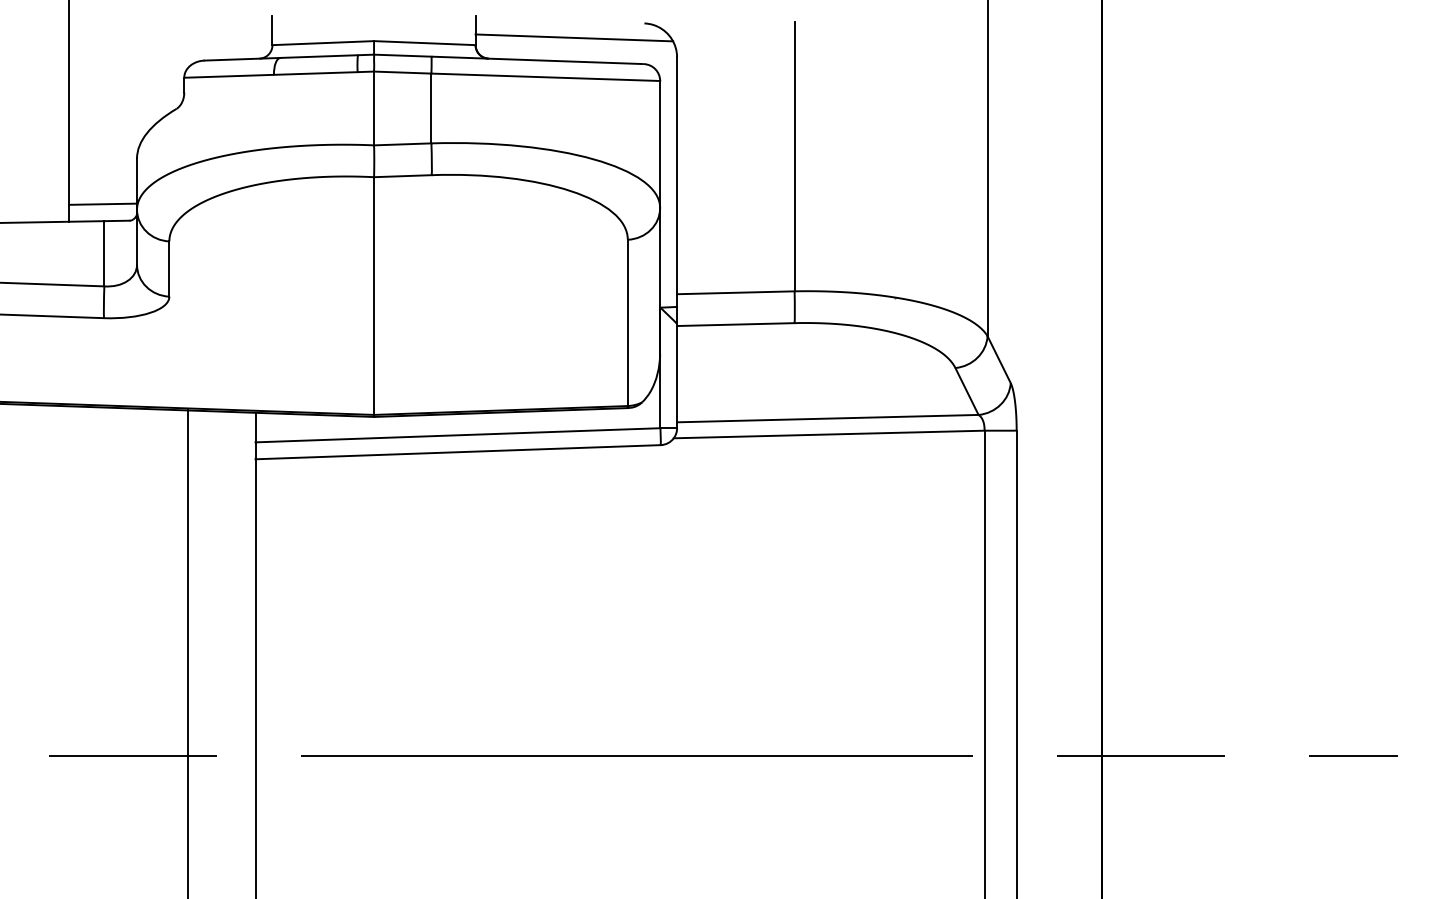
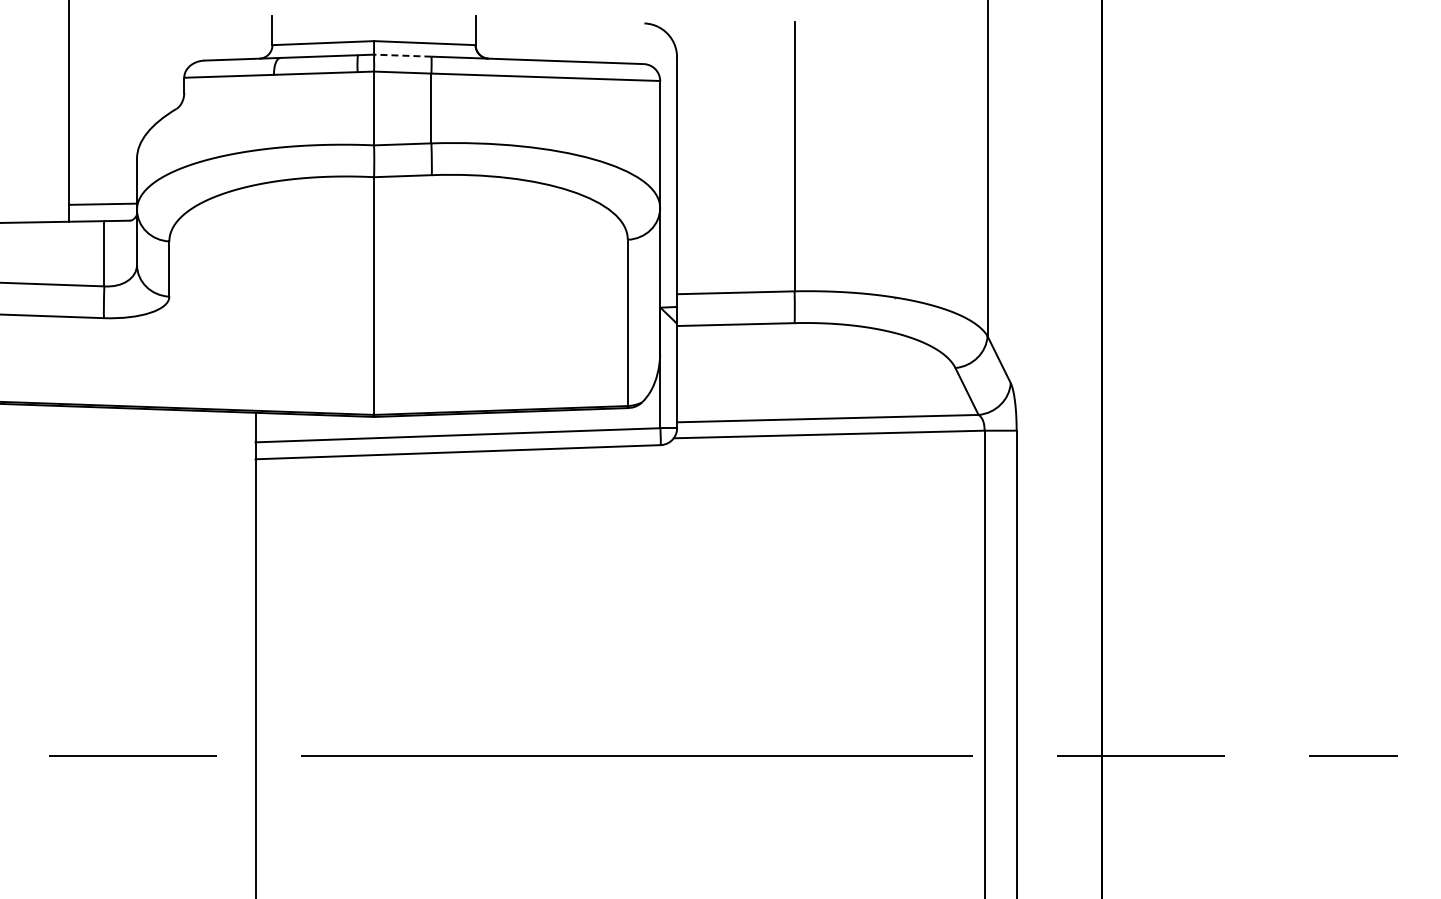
line: present -> none (574, 37)
line: solid -> dashed (402, 55)
line: present -> none (187, 652)
